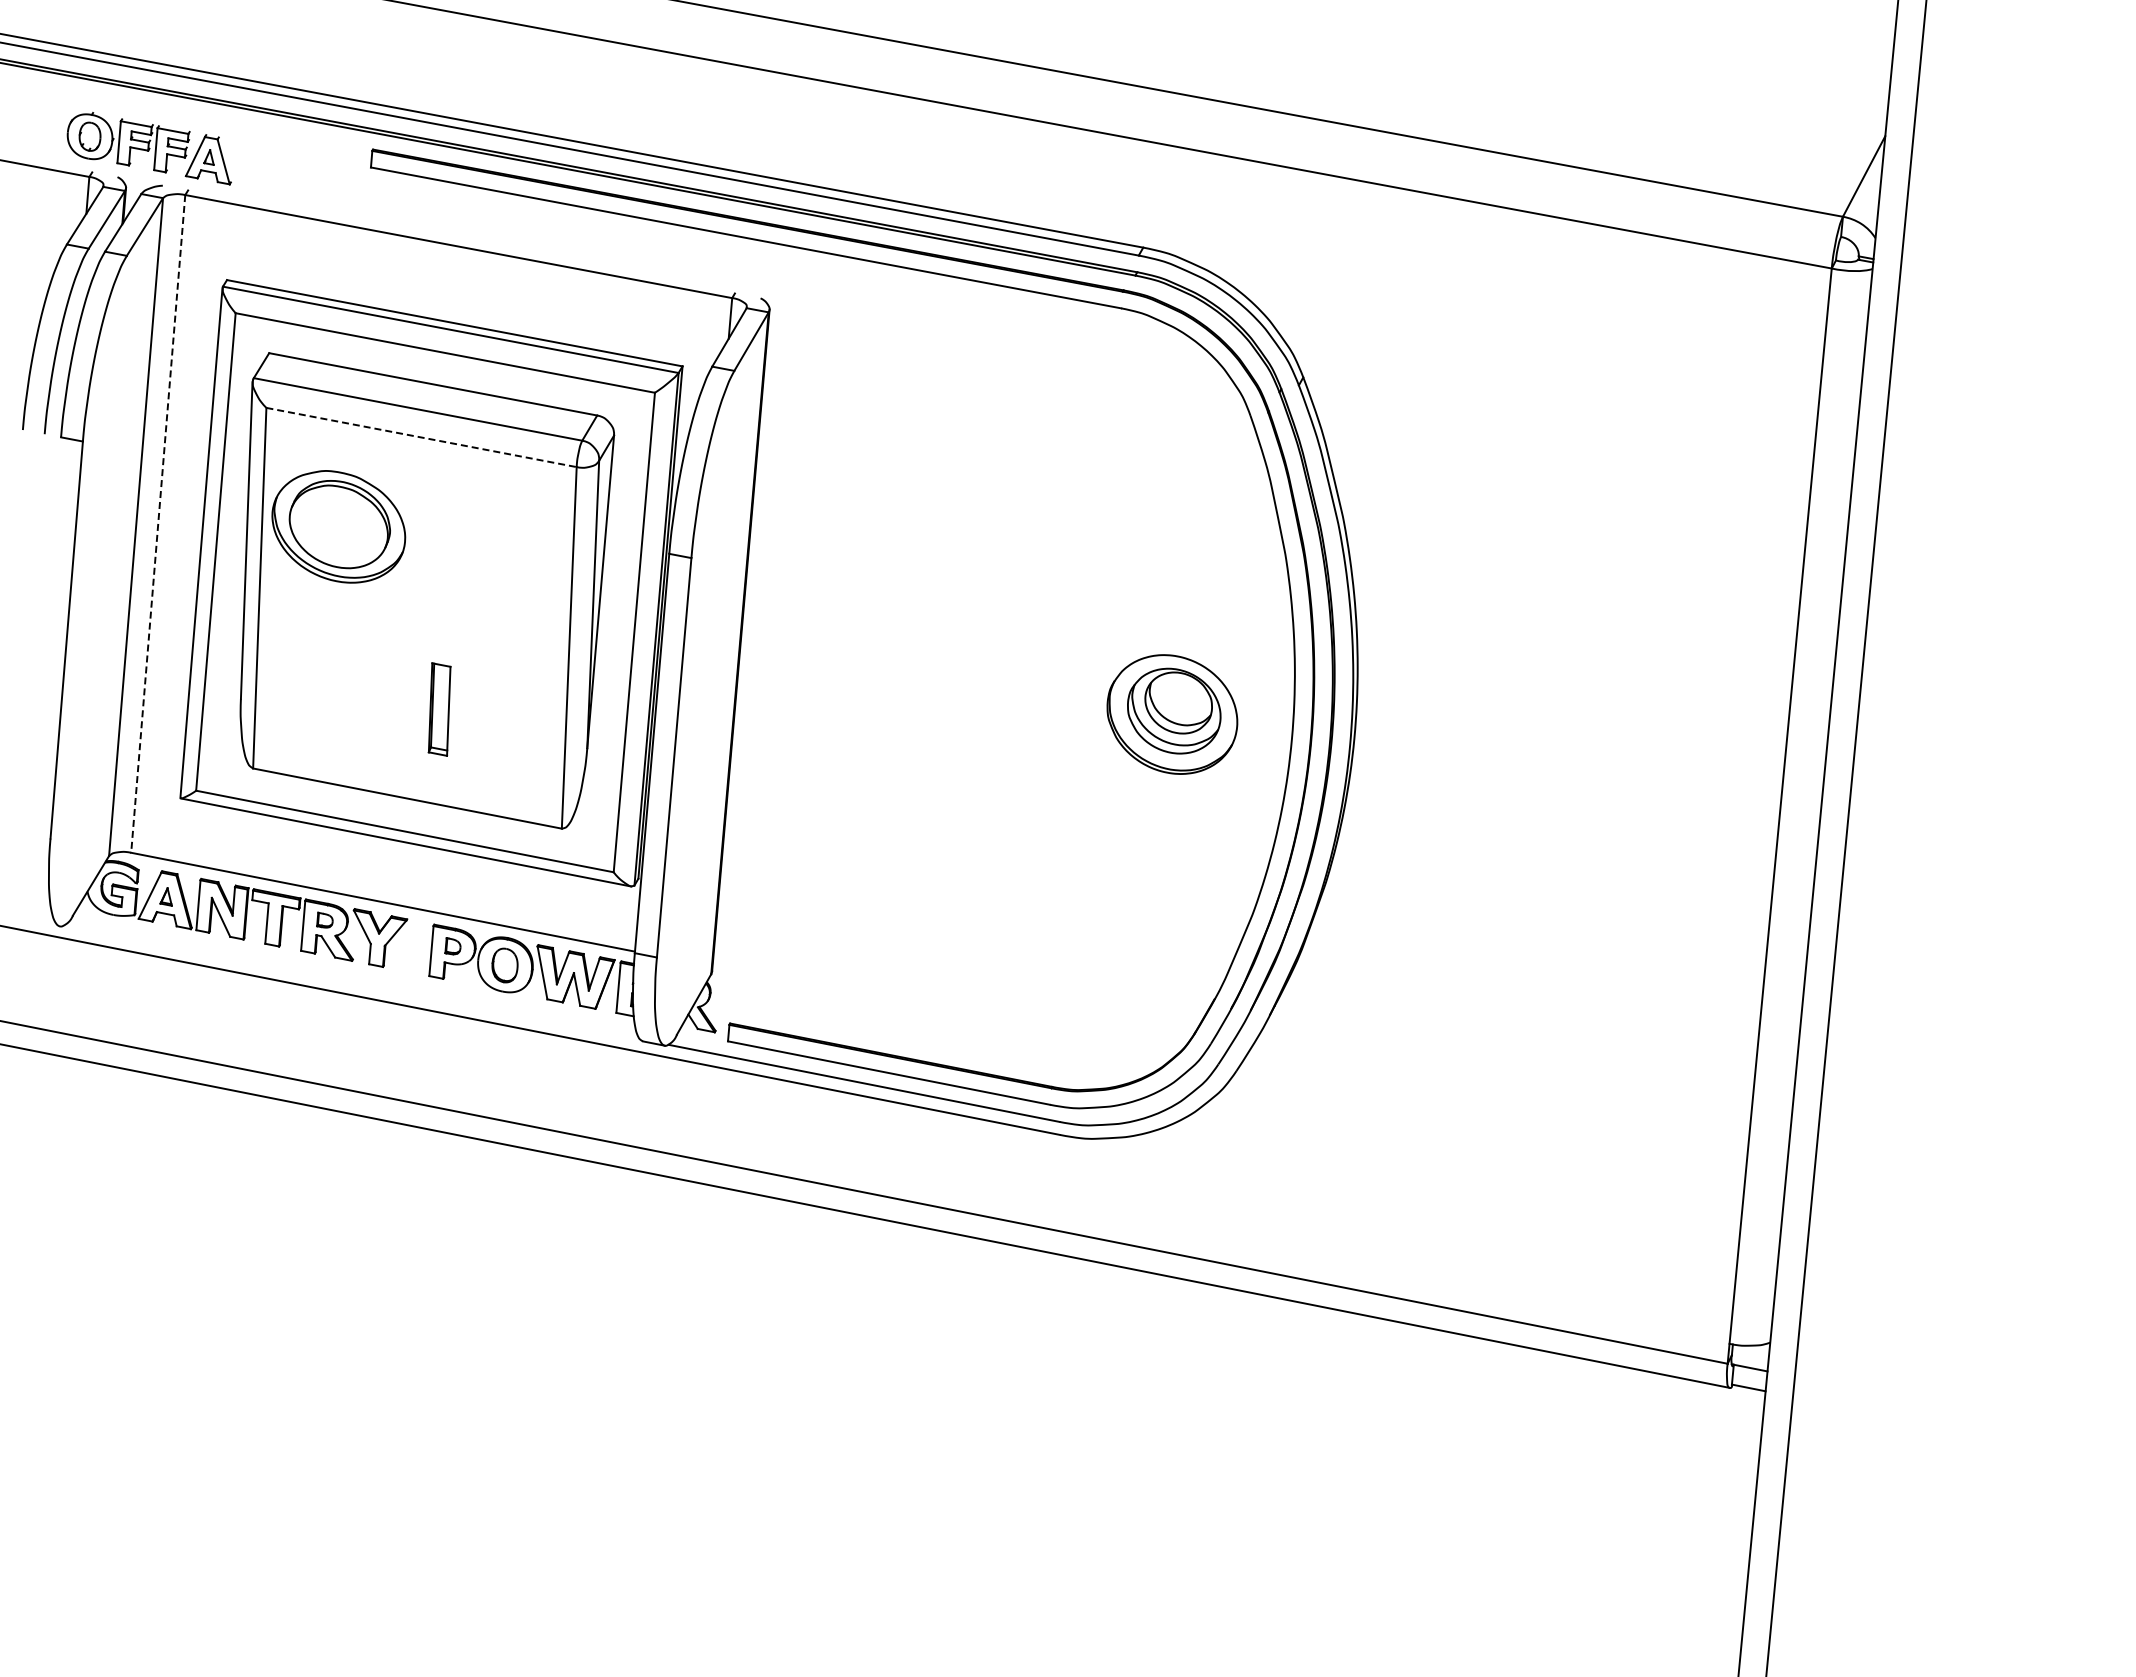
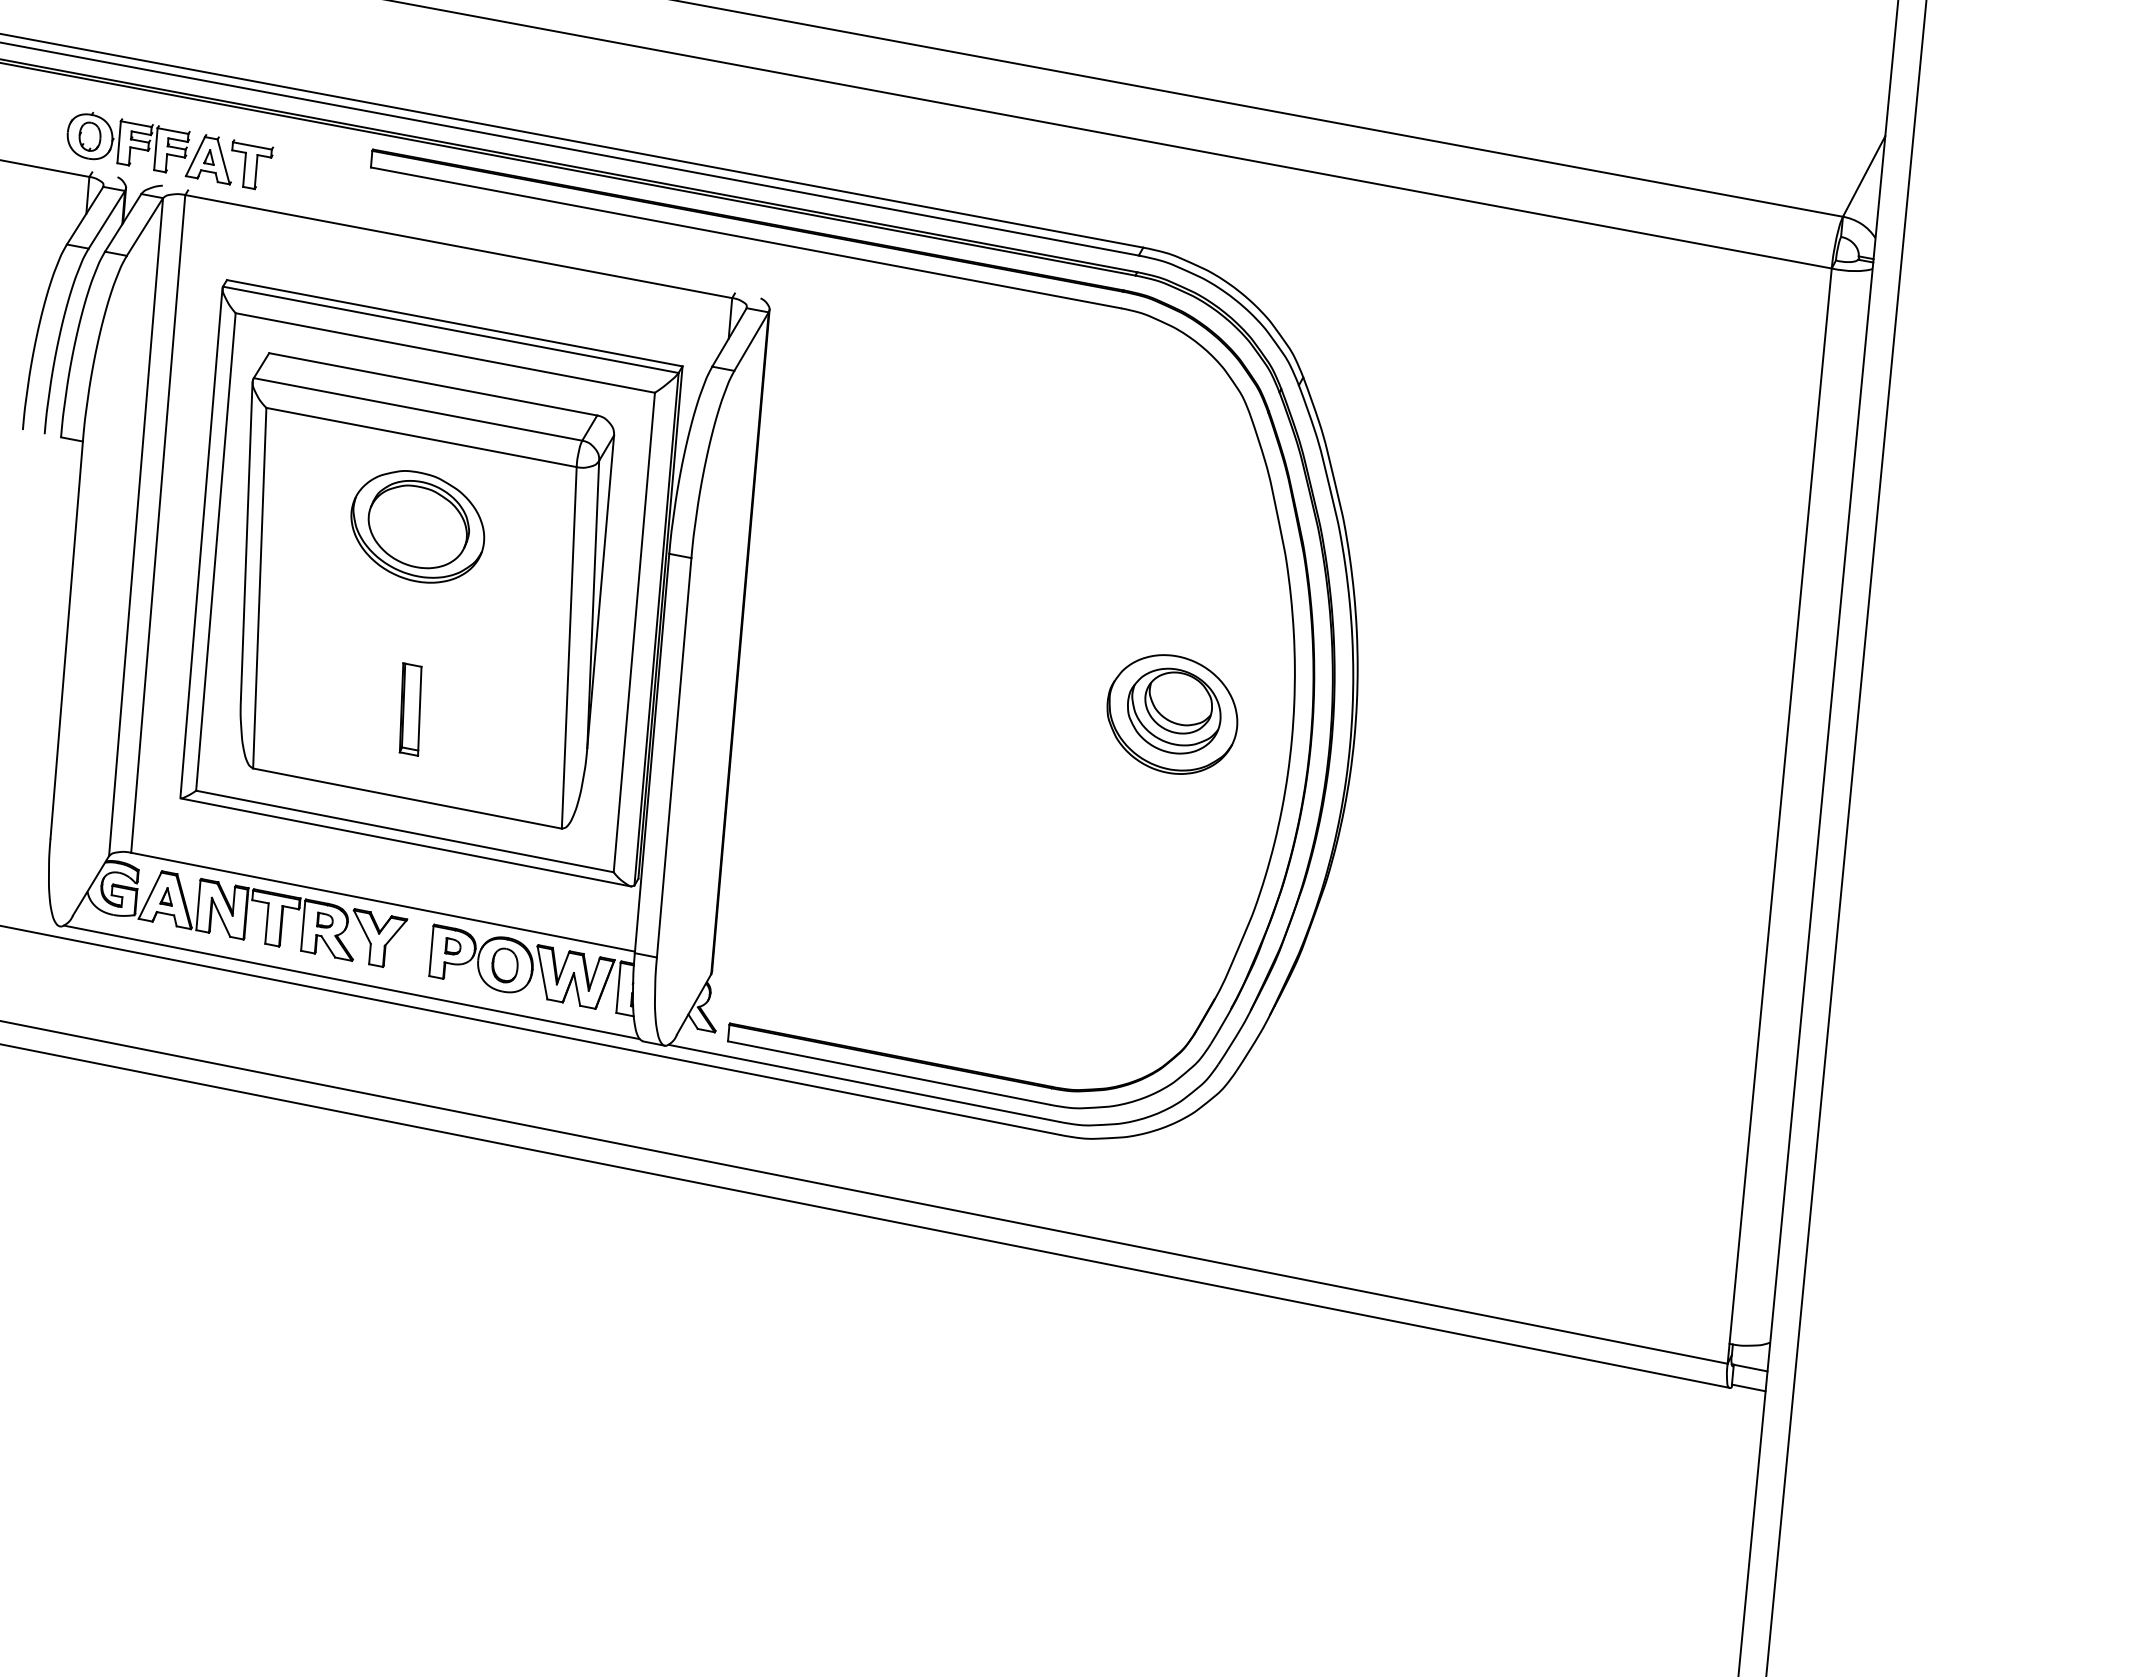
part: none -> present (252, 164)
line: dashed -> solid (421, 437)
line: dashed -> solid (158, 523)
part position: (338, 526) -> (417, 526) (417, 526)
part position: (439, 709) -> (410, 709) (410, 709)
line: none -> present (351, 982)
